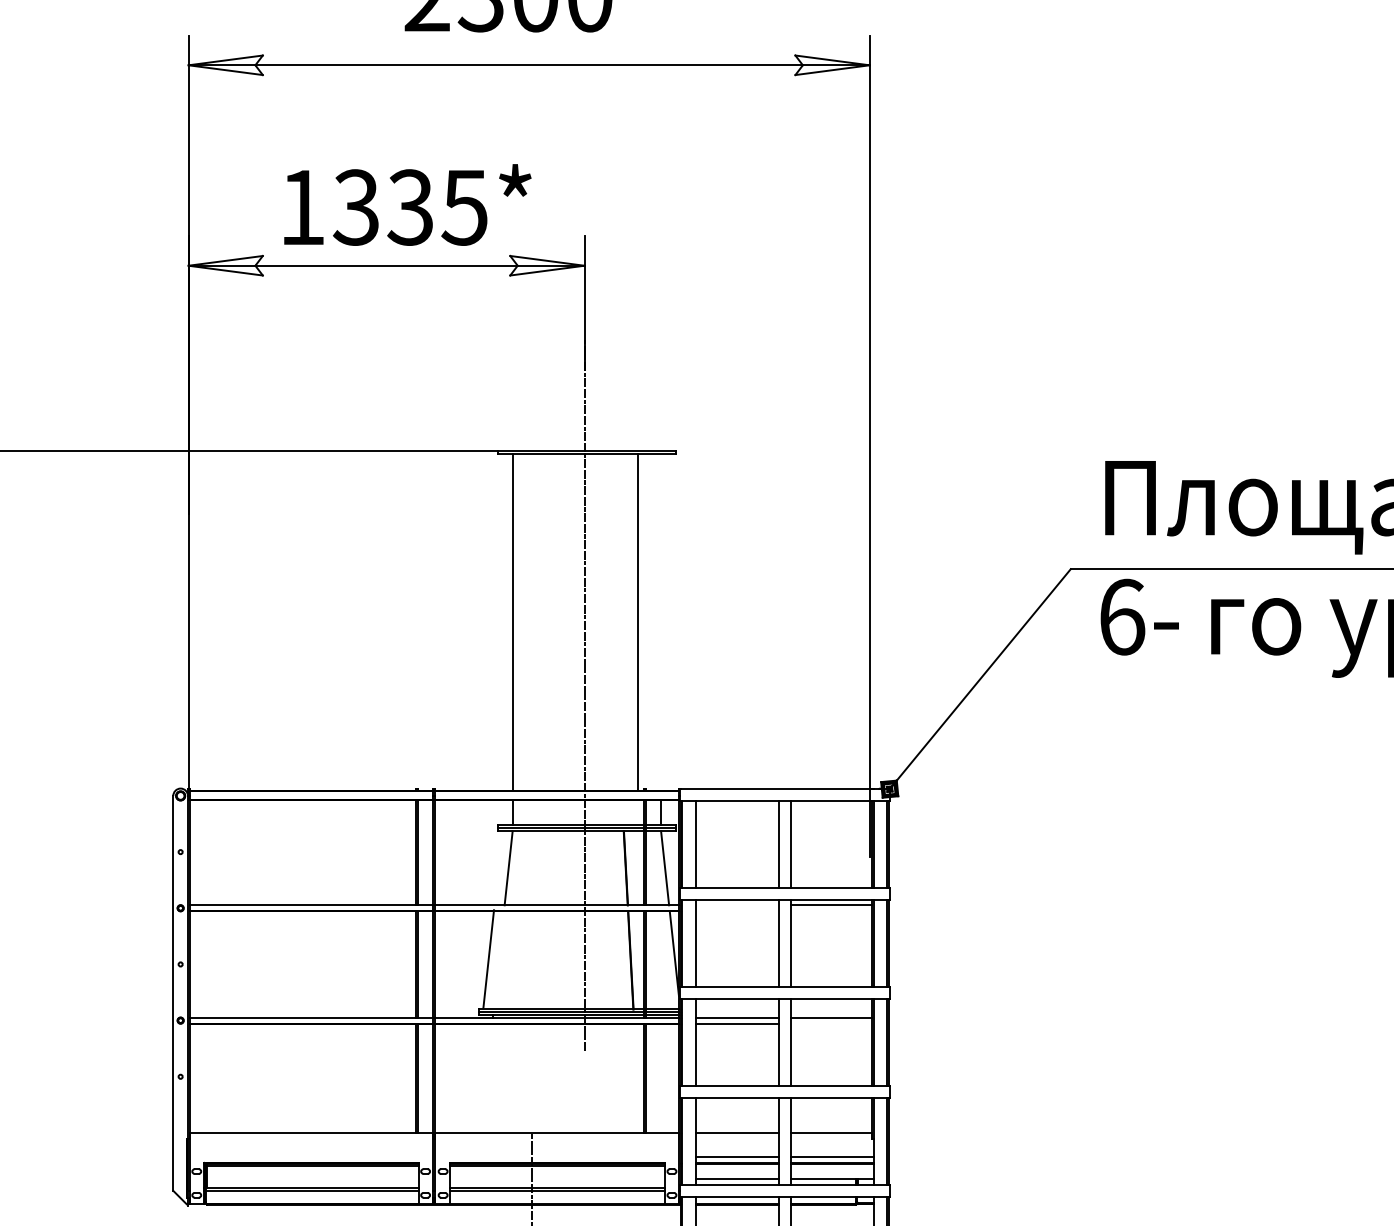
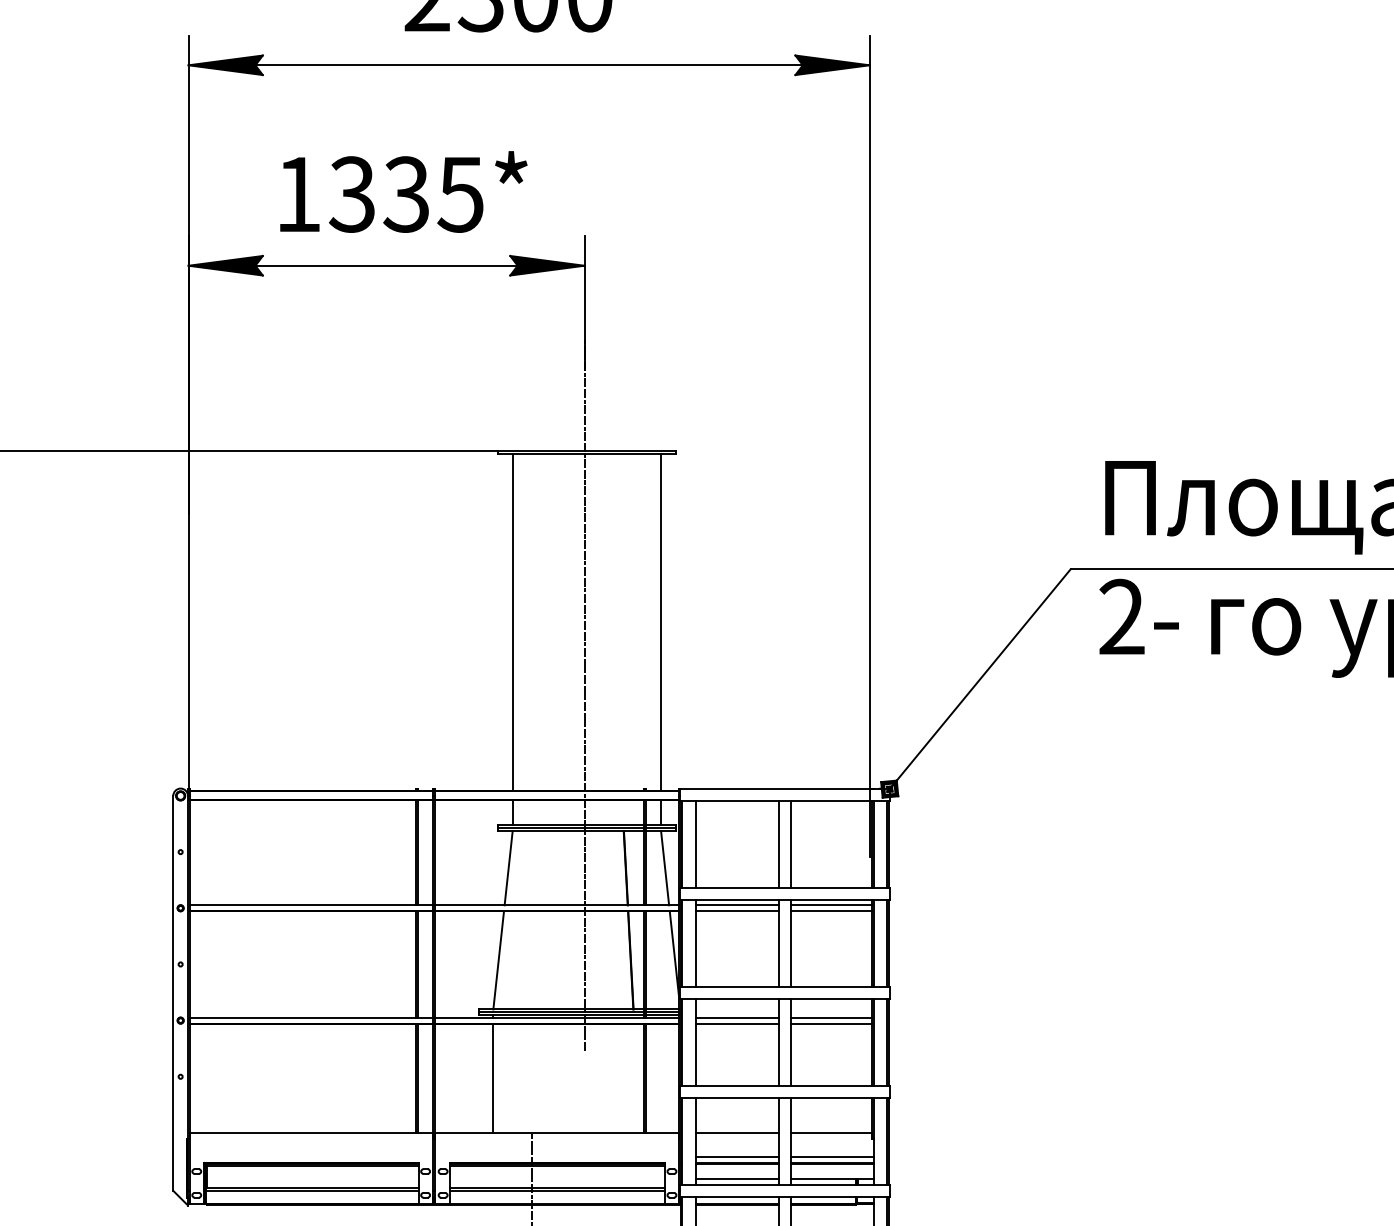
fill: none -> present (225, 65)
fill: none -> present (832, 65)
text position: (407, 204) -> (403, 191) (403, 191)
fill: none -> present (225, 265)
fill: none -> present (547, 265)
text: 6- -> 2- (1122, 616)
line position: (638, 622) -> (661, 622) (661, 622)
line: none -> present (736, 905)
line: none -> present (736, 911)
line: none -> present (831, 911)
line position: (488, 959) -> (498, 960) (498, 960)
line: none -> present (831, 1023)
line: none -> present (493, 1077)
